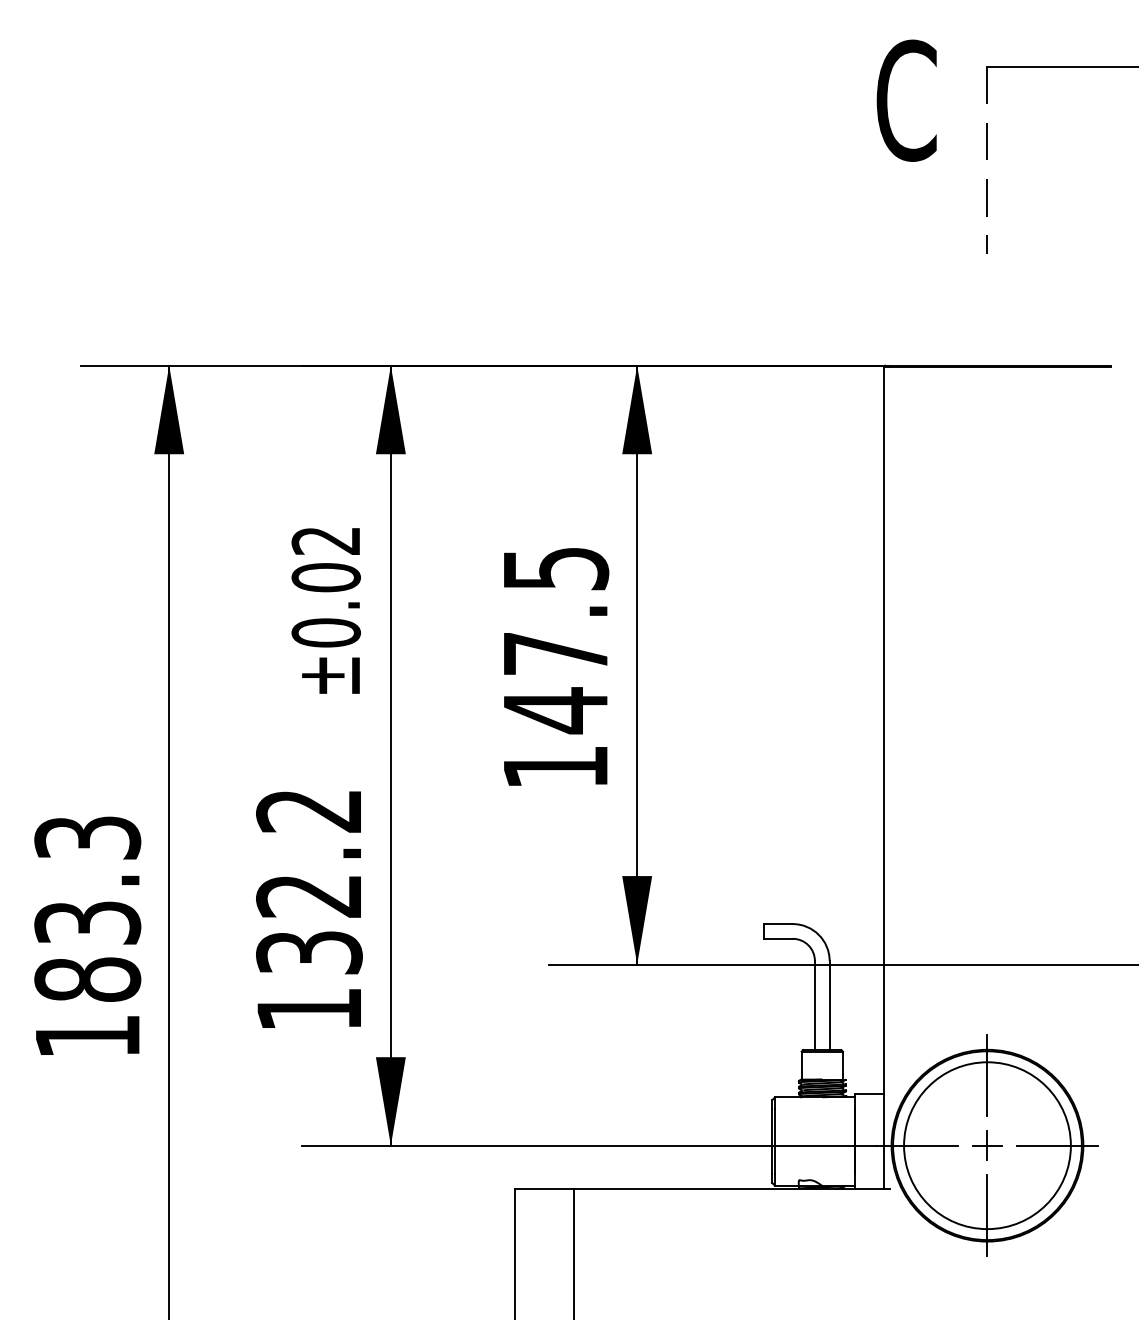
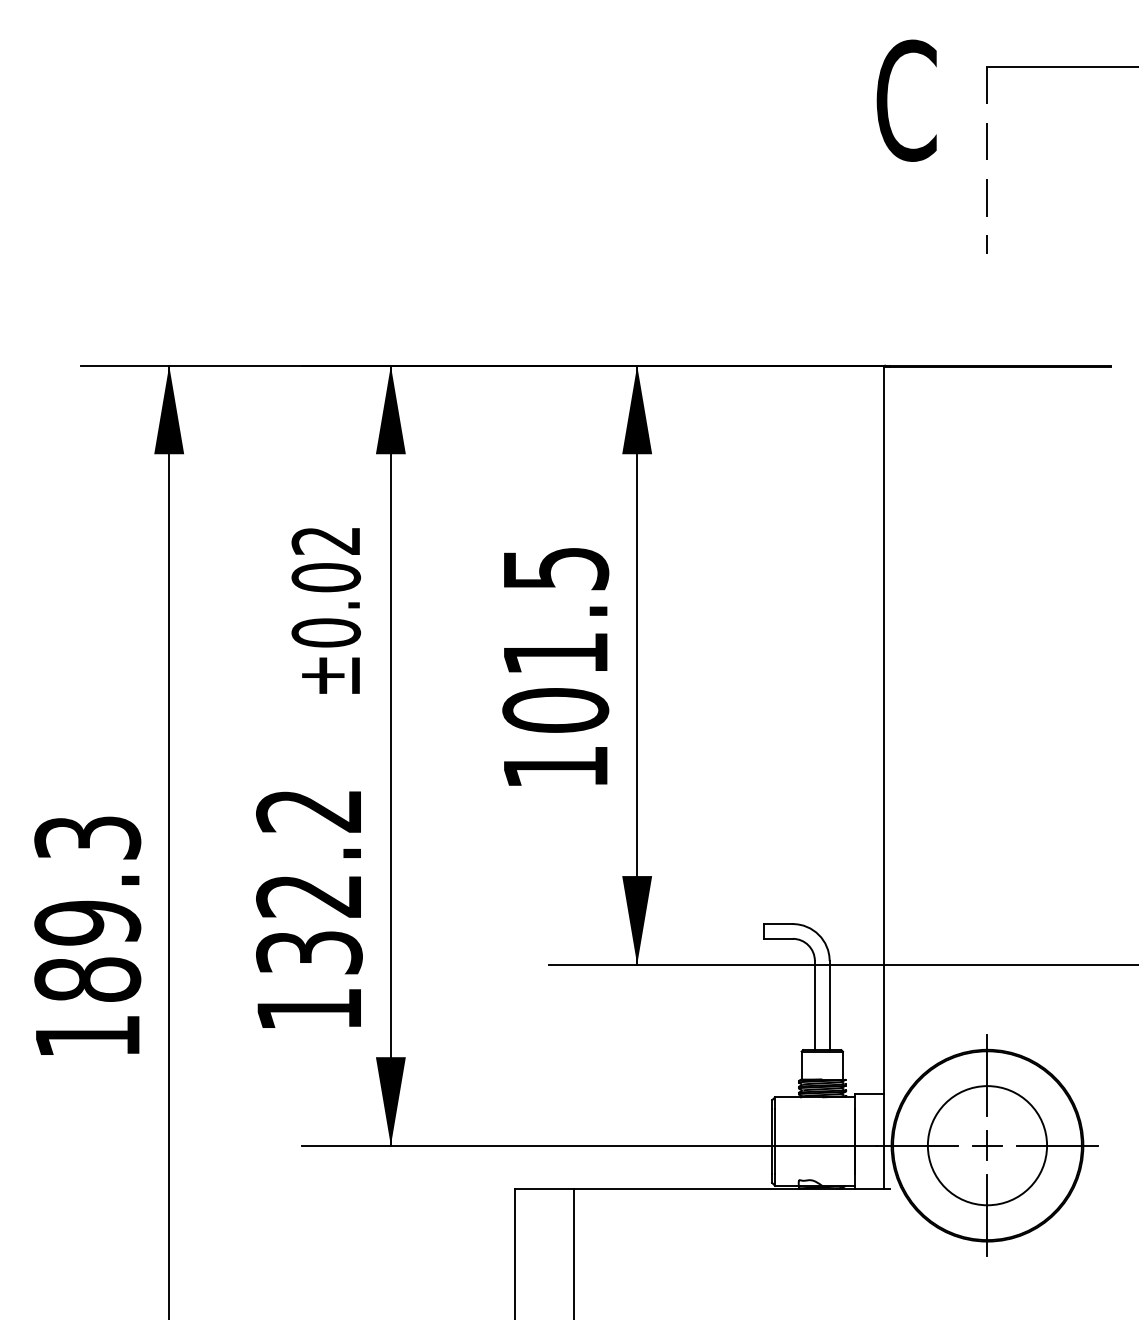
text: 147.5 -> 101.5 (555, 683)
text: 183.3 -> 189.3 (87, 922)
circle diameter: 167 px -> 119 px (987, 1145)
